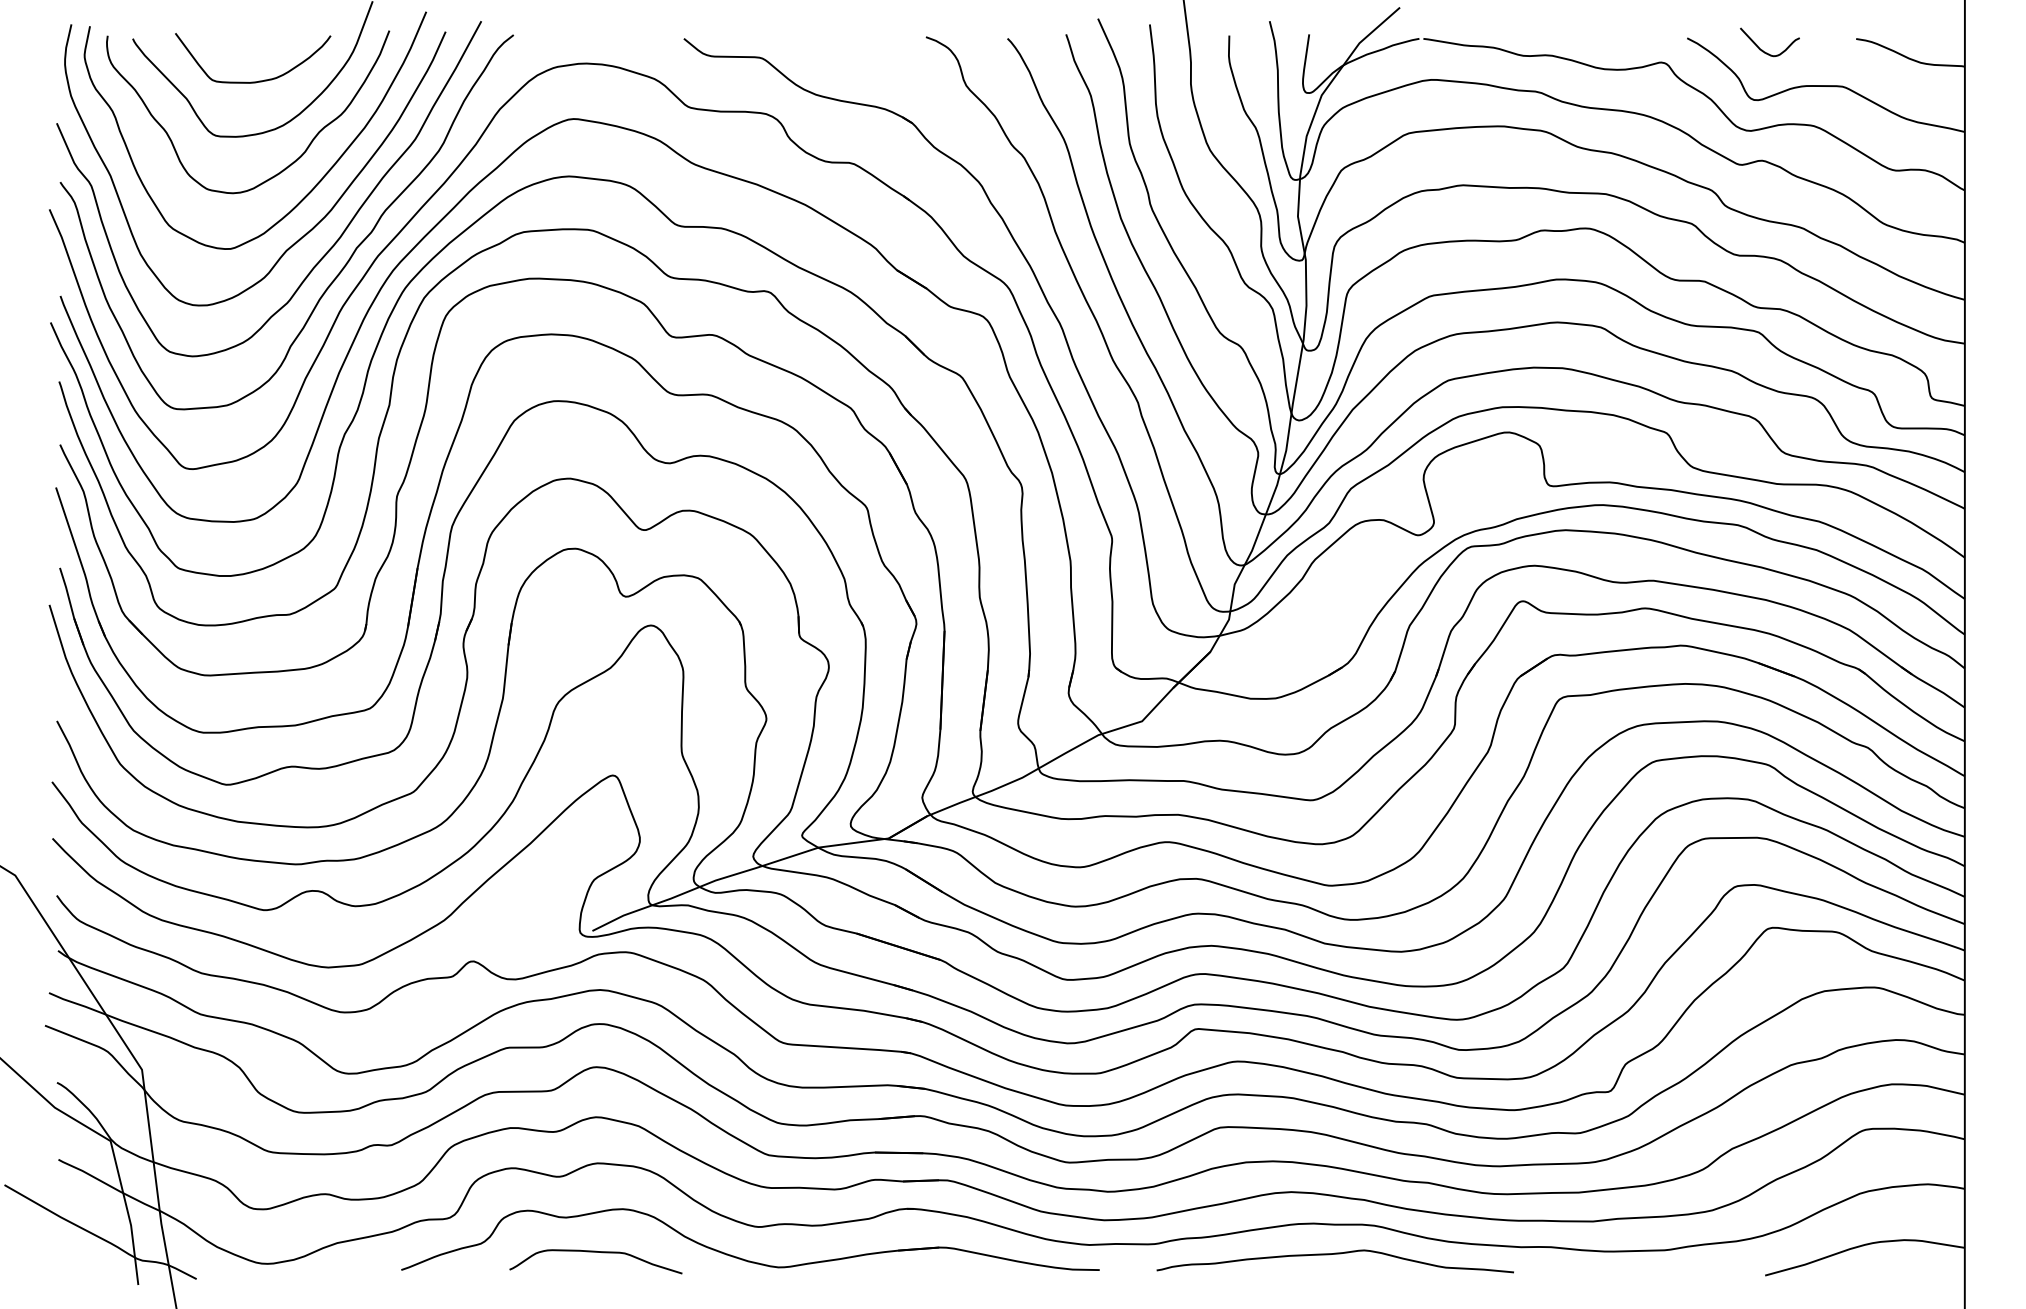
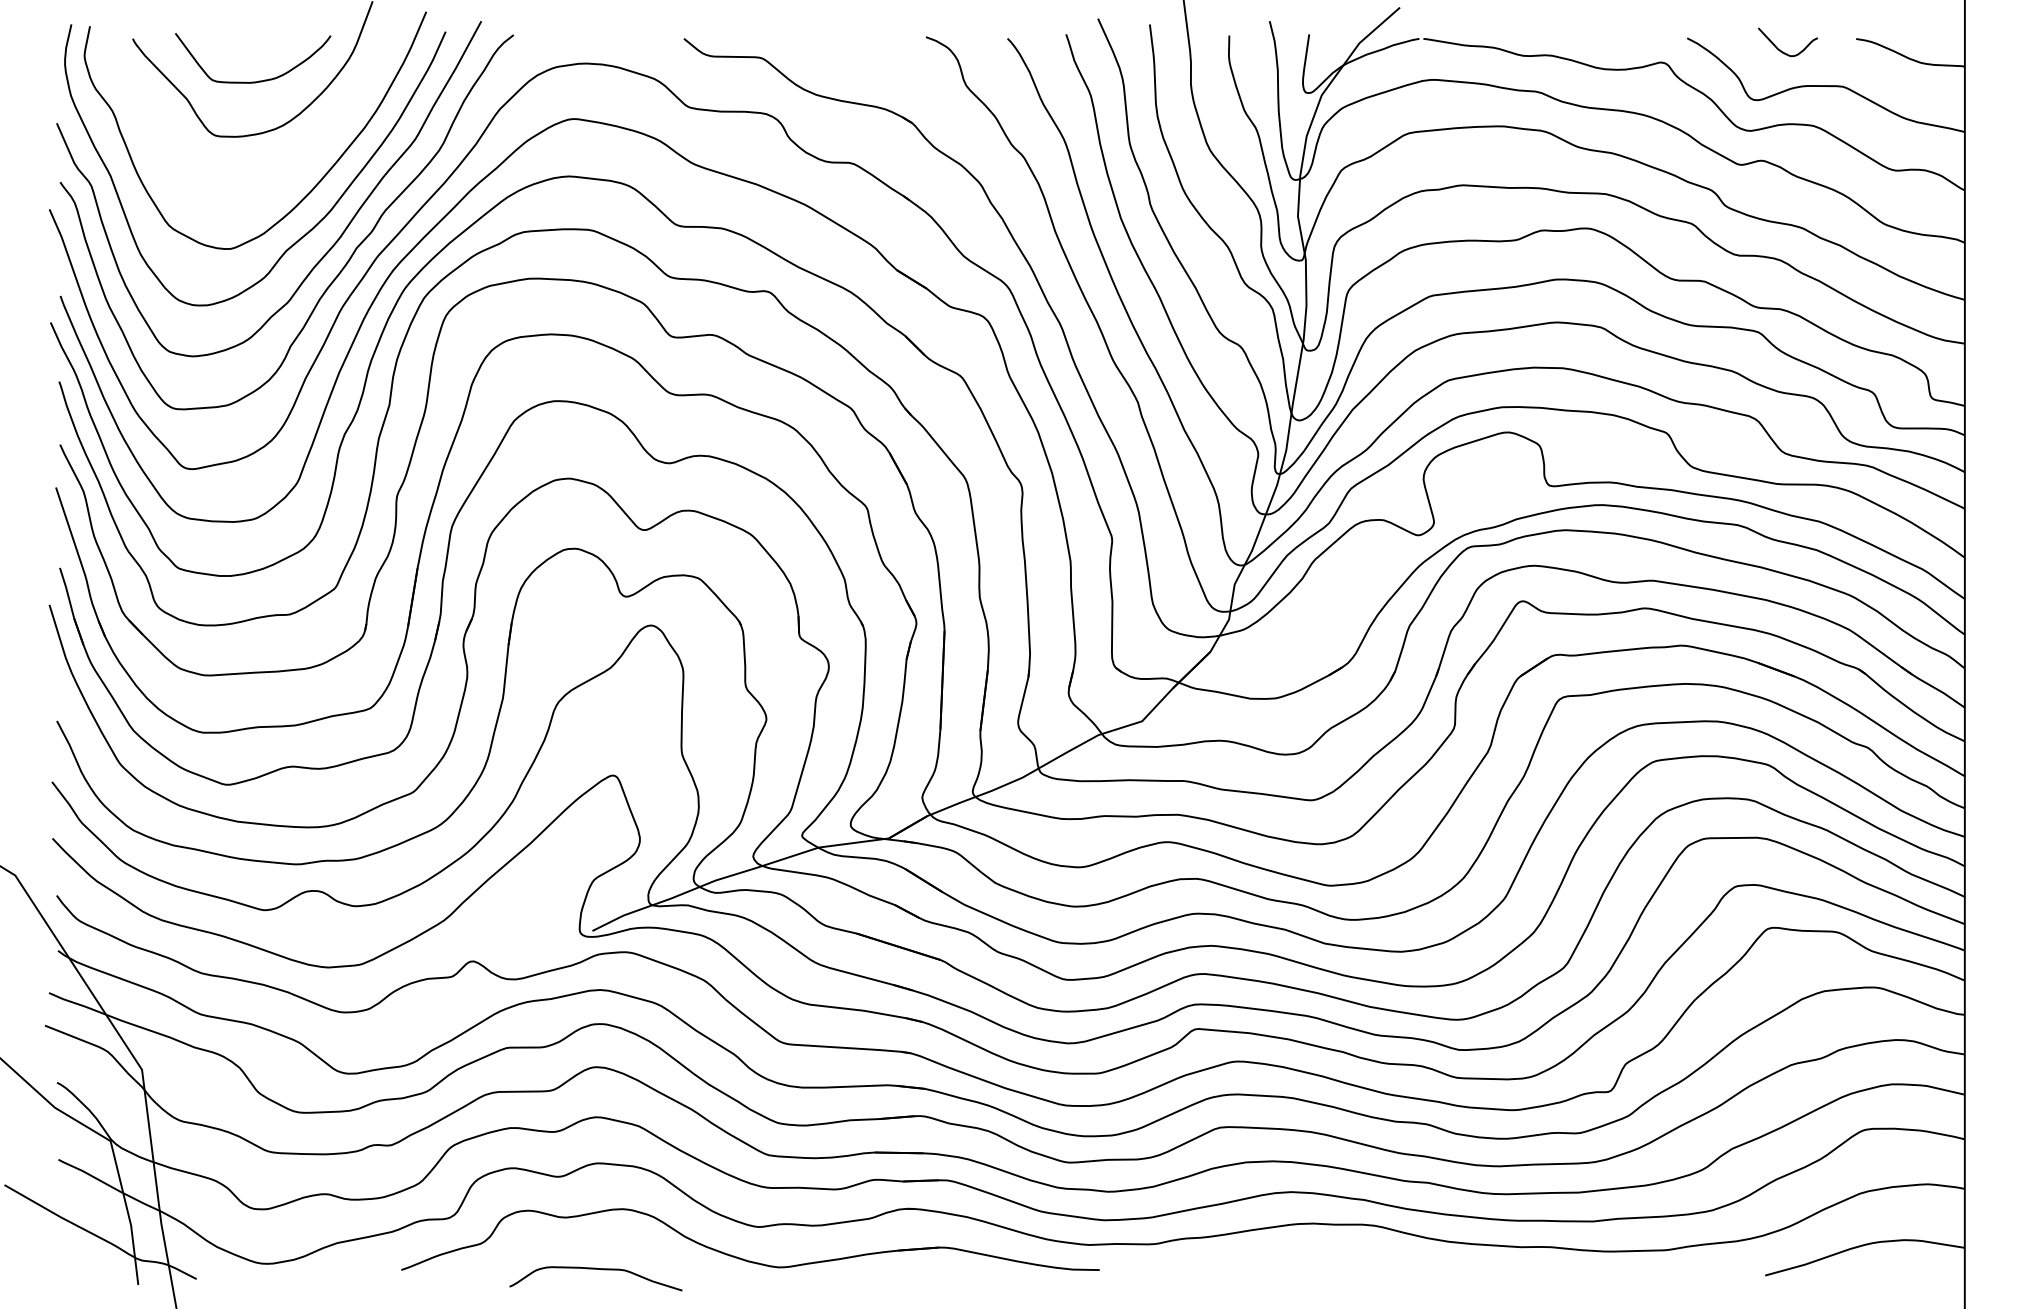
curve position: (1765, 51) -> (1783, 51) (1783, 51)
curve: present -> none (290, 163)
curve position: (595, 1252) -> (595, 1269) (595, 1269)
curve: present -> none (1334, 1254)
